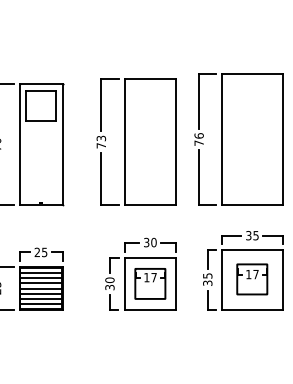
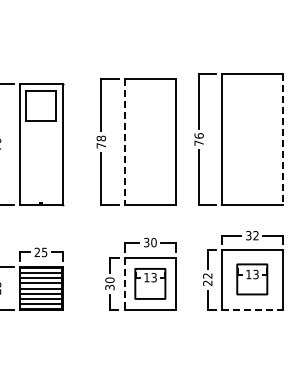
text: 73 -> 78 (101, 138)
line: solid -> dashed (282, 140)
line: solid -> dashed (124, 142)
text: 35 -> 32 (255, 235)
text: 17 -> 13 (255, 274)
text: 17 -> 13 (153, 277)
text: 35 -> 22 (207, 279)
line: solid -> dashed (124, 283)
line: solid -> dashed (252, 309)
